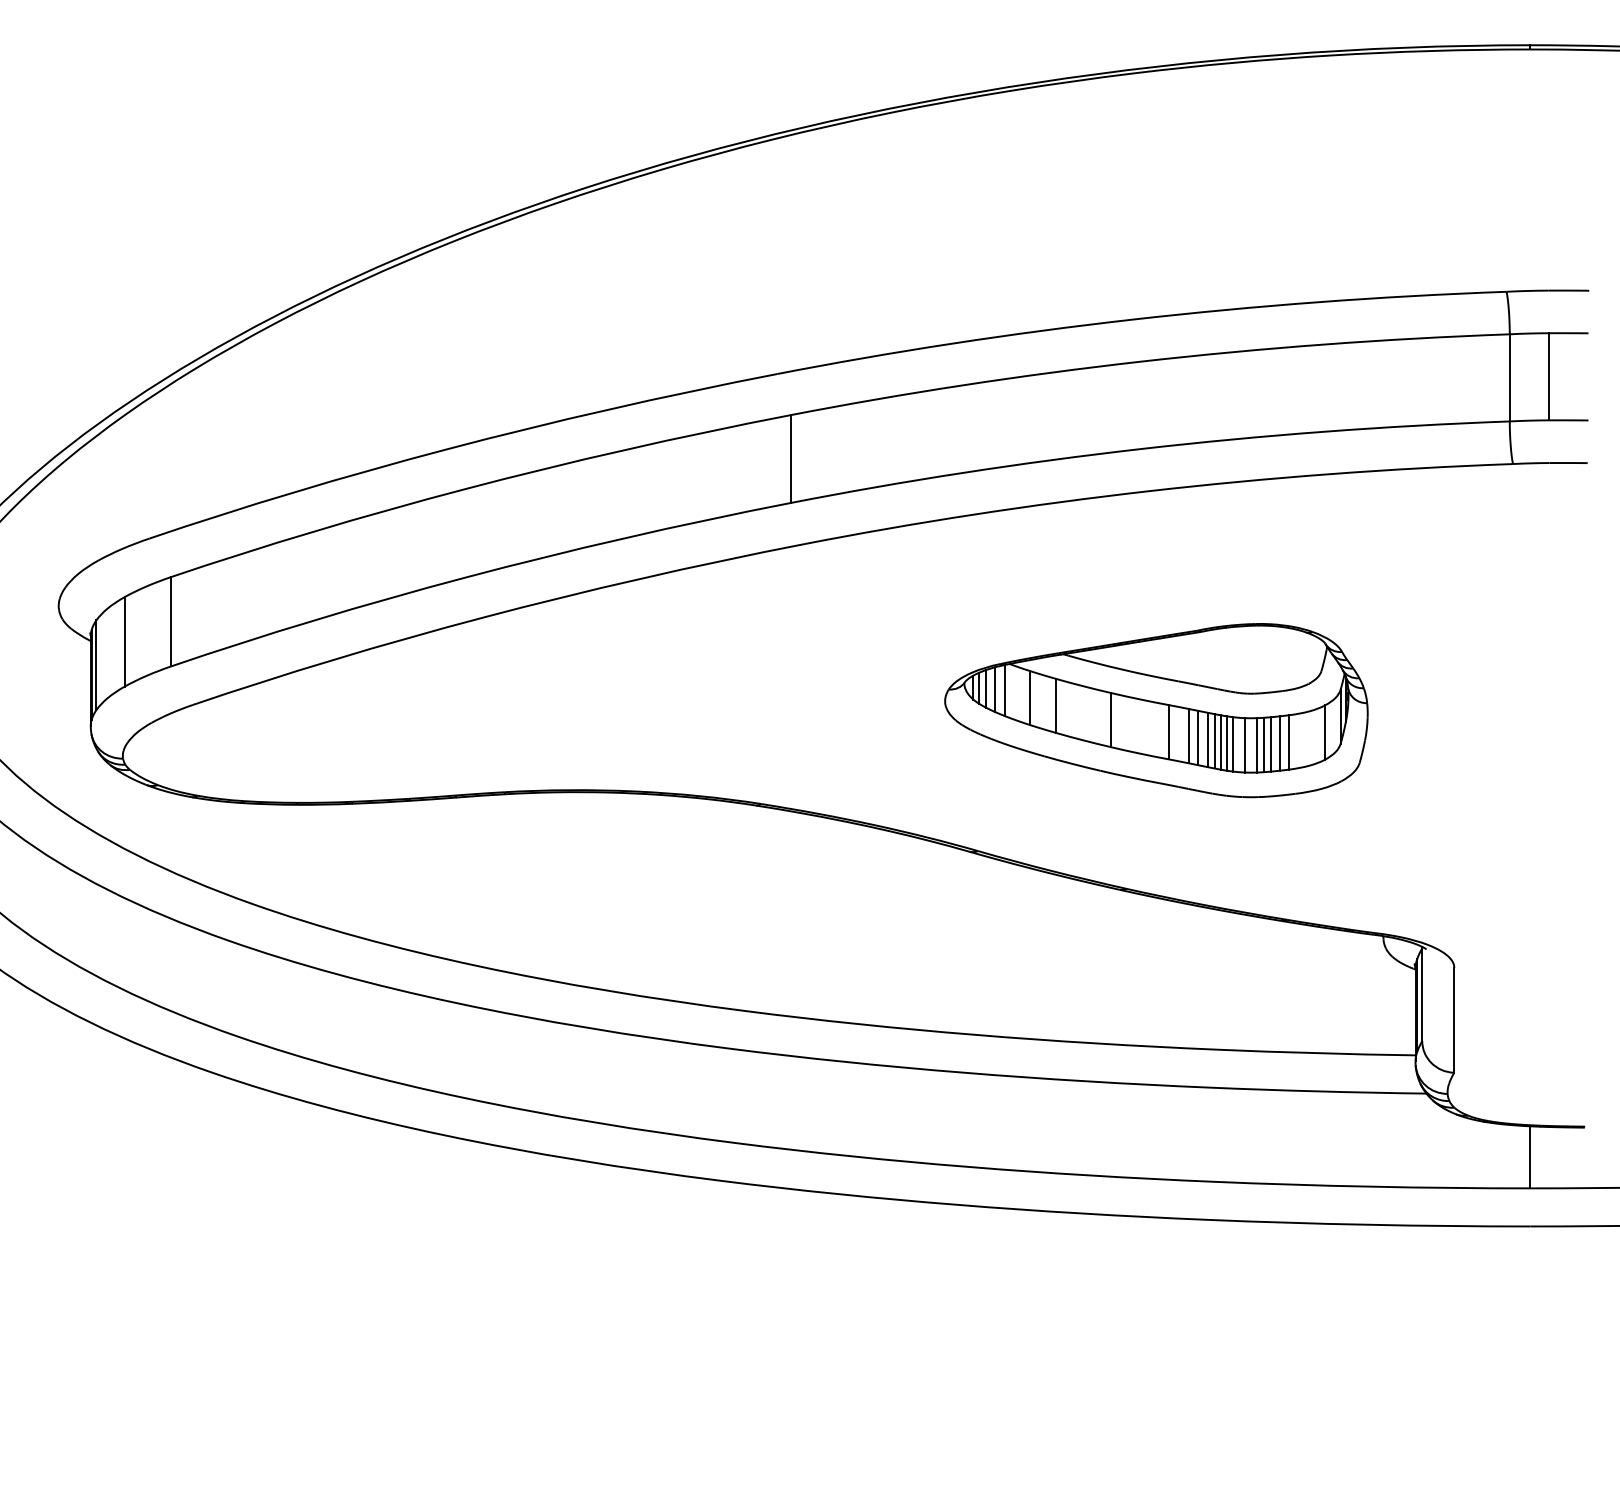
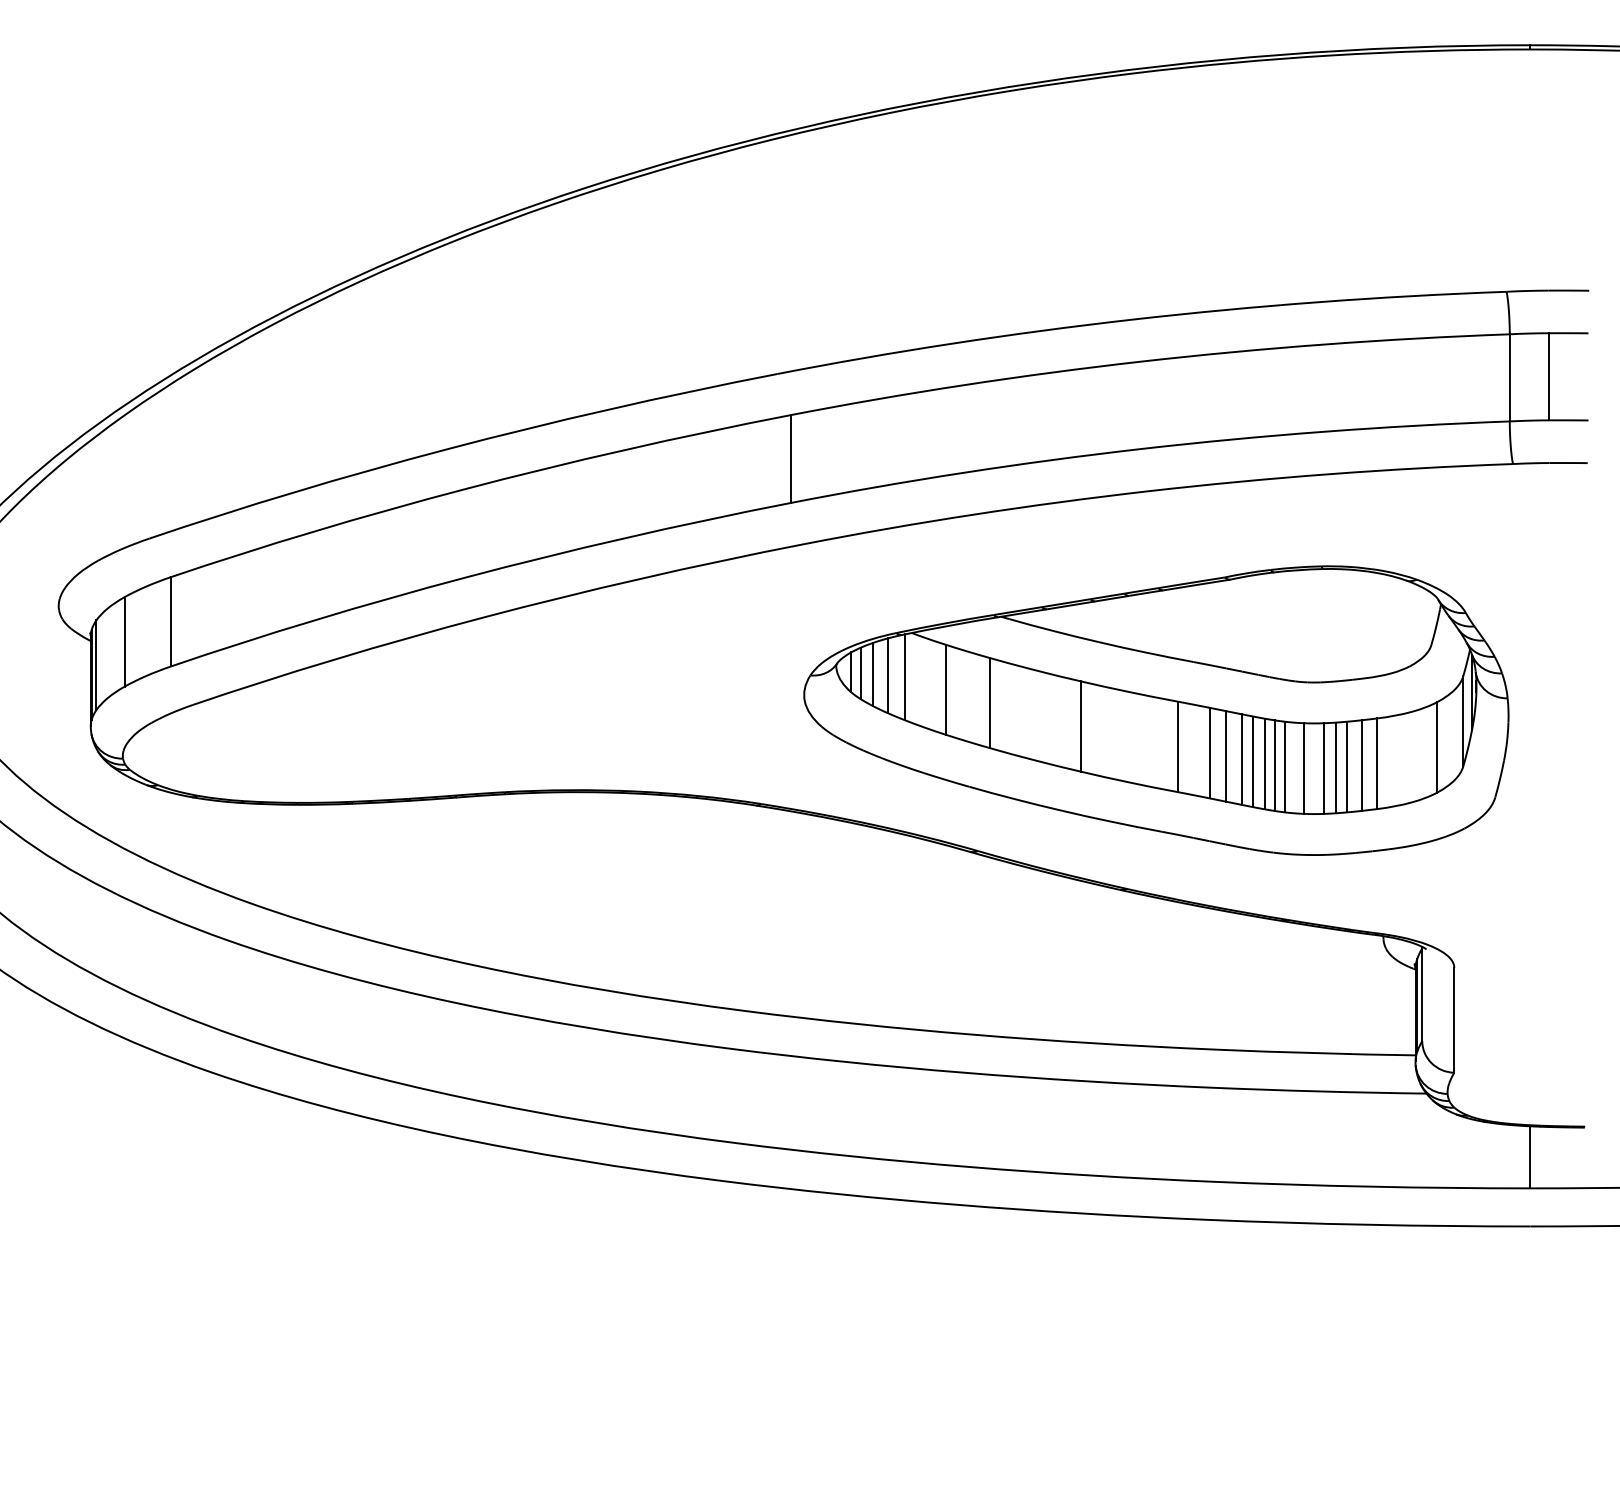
part size: 425x176 px -> 707x291 px (1156, 710)
